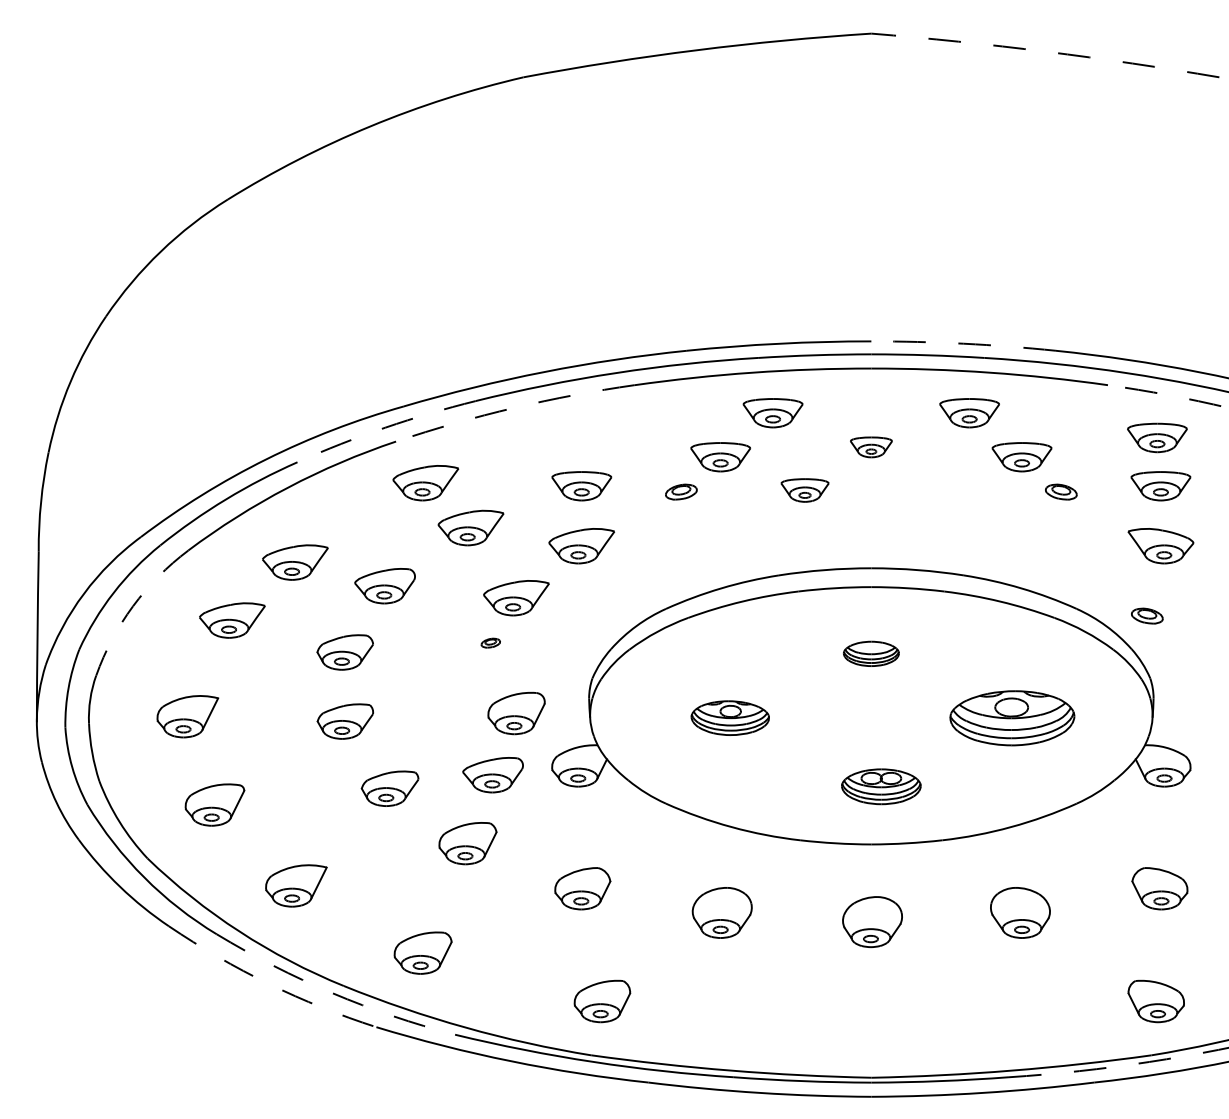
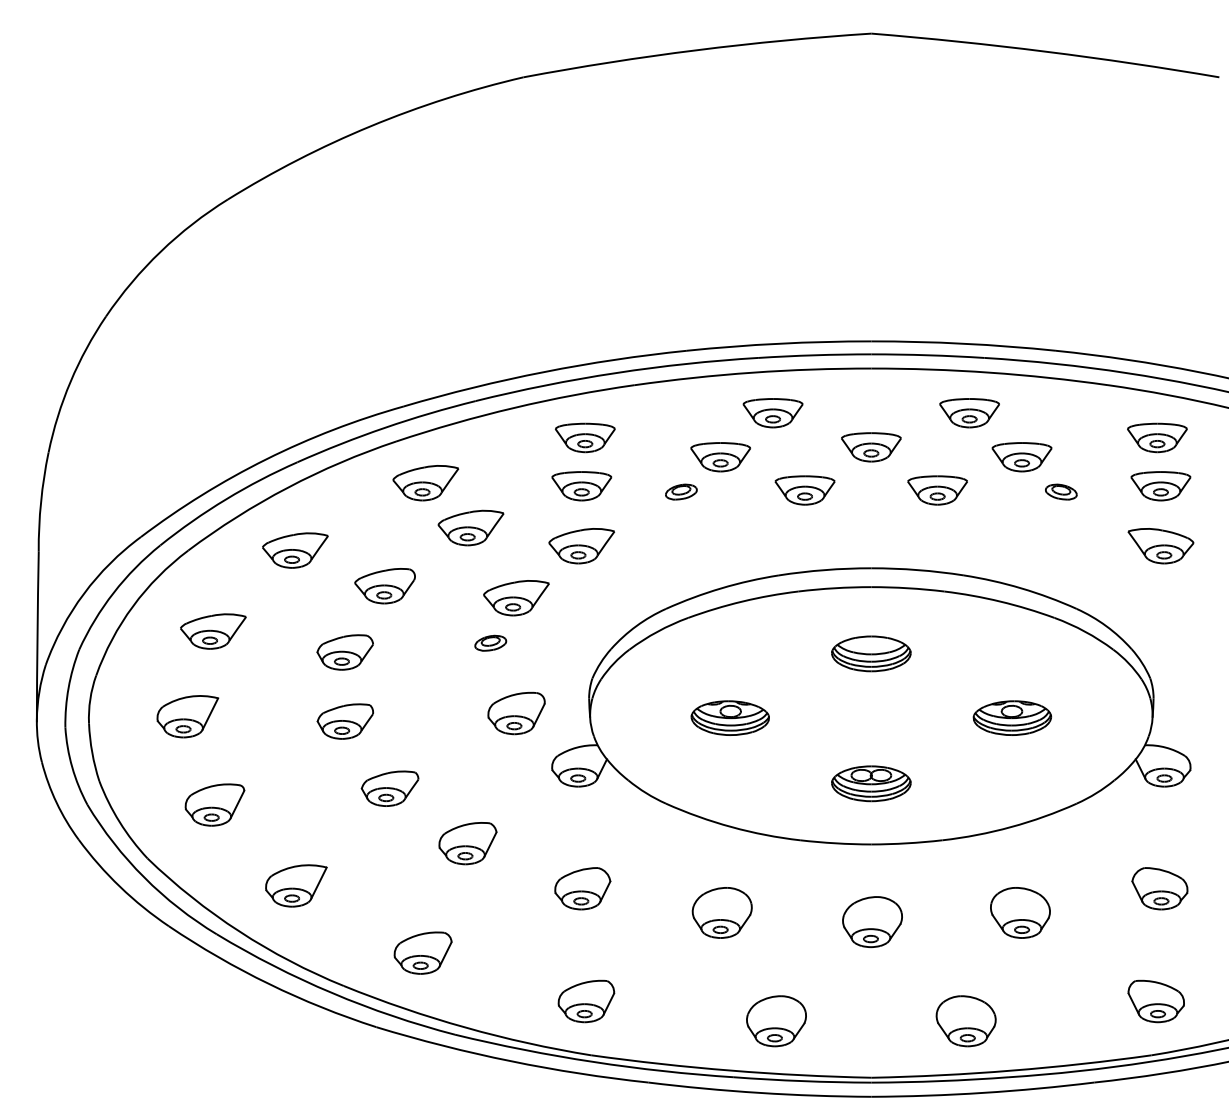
arc: dashed -> solid (1045, 51)
arc: dashed -> solid (963, 343)
arc: dashed -> solid (1168, 395)
arc: dashed -> solid (514, 407)
arc: dashed -> solid (385, 427)
part: none -> present (585, 437)
part size: 43x23 px -> 61x31 px (871, 447)
part size: 50x25 px -> 62x31 px (804, 490)
part: none -> present (937, 490)
part position: (295, 562) -> (295, 550) (295, 550)
arc: dashed -> solid (133, 606)
part: present -> none (1147, 615)
part position: (232, 620) -> (213, 631) (213, 631)
part size: 21x12 px -> 34x18 px (490, 642)
part size: 57x27 px -> 81x38 px (871, 653)
part size: 127x57 px -> 81x36 px (1012, 717)
part: present -> none (492, 775)
part position: (881, 786) -> (871, 783) (871, 783)
arc: dashed -> solid (269, 984)
arc: dashed -> solid (332, 993)
part position: (602, 1001) -> (586, 1001) (586, 1001)
part: none -> present (776, 1021)
part: none -> present (965, 1021)
arc: dashed -> solid (1119, 1066)
